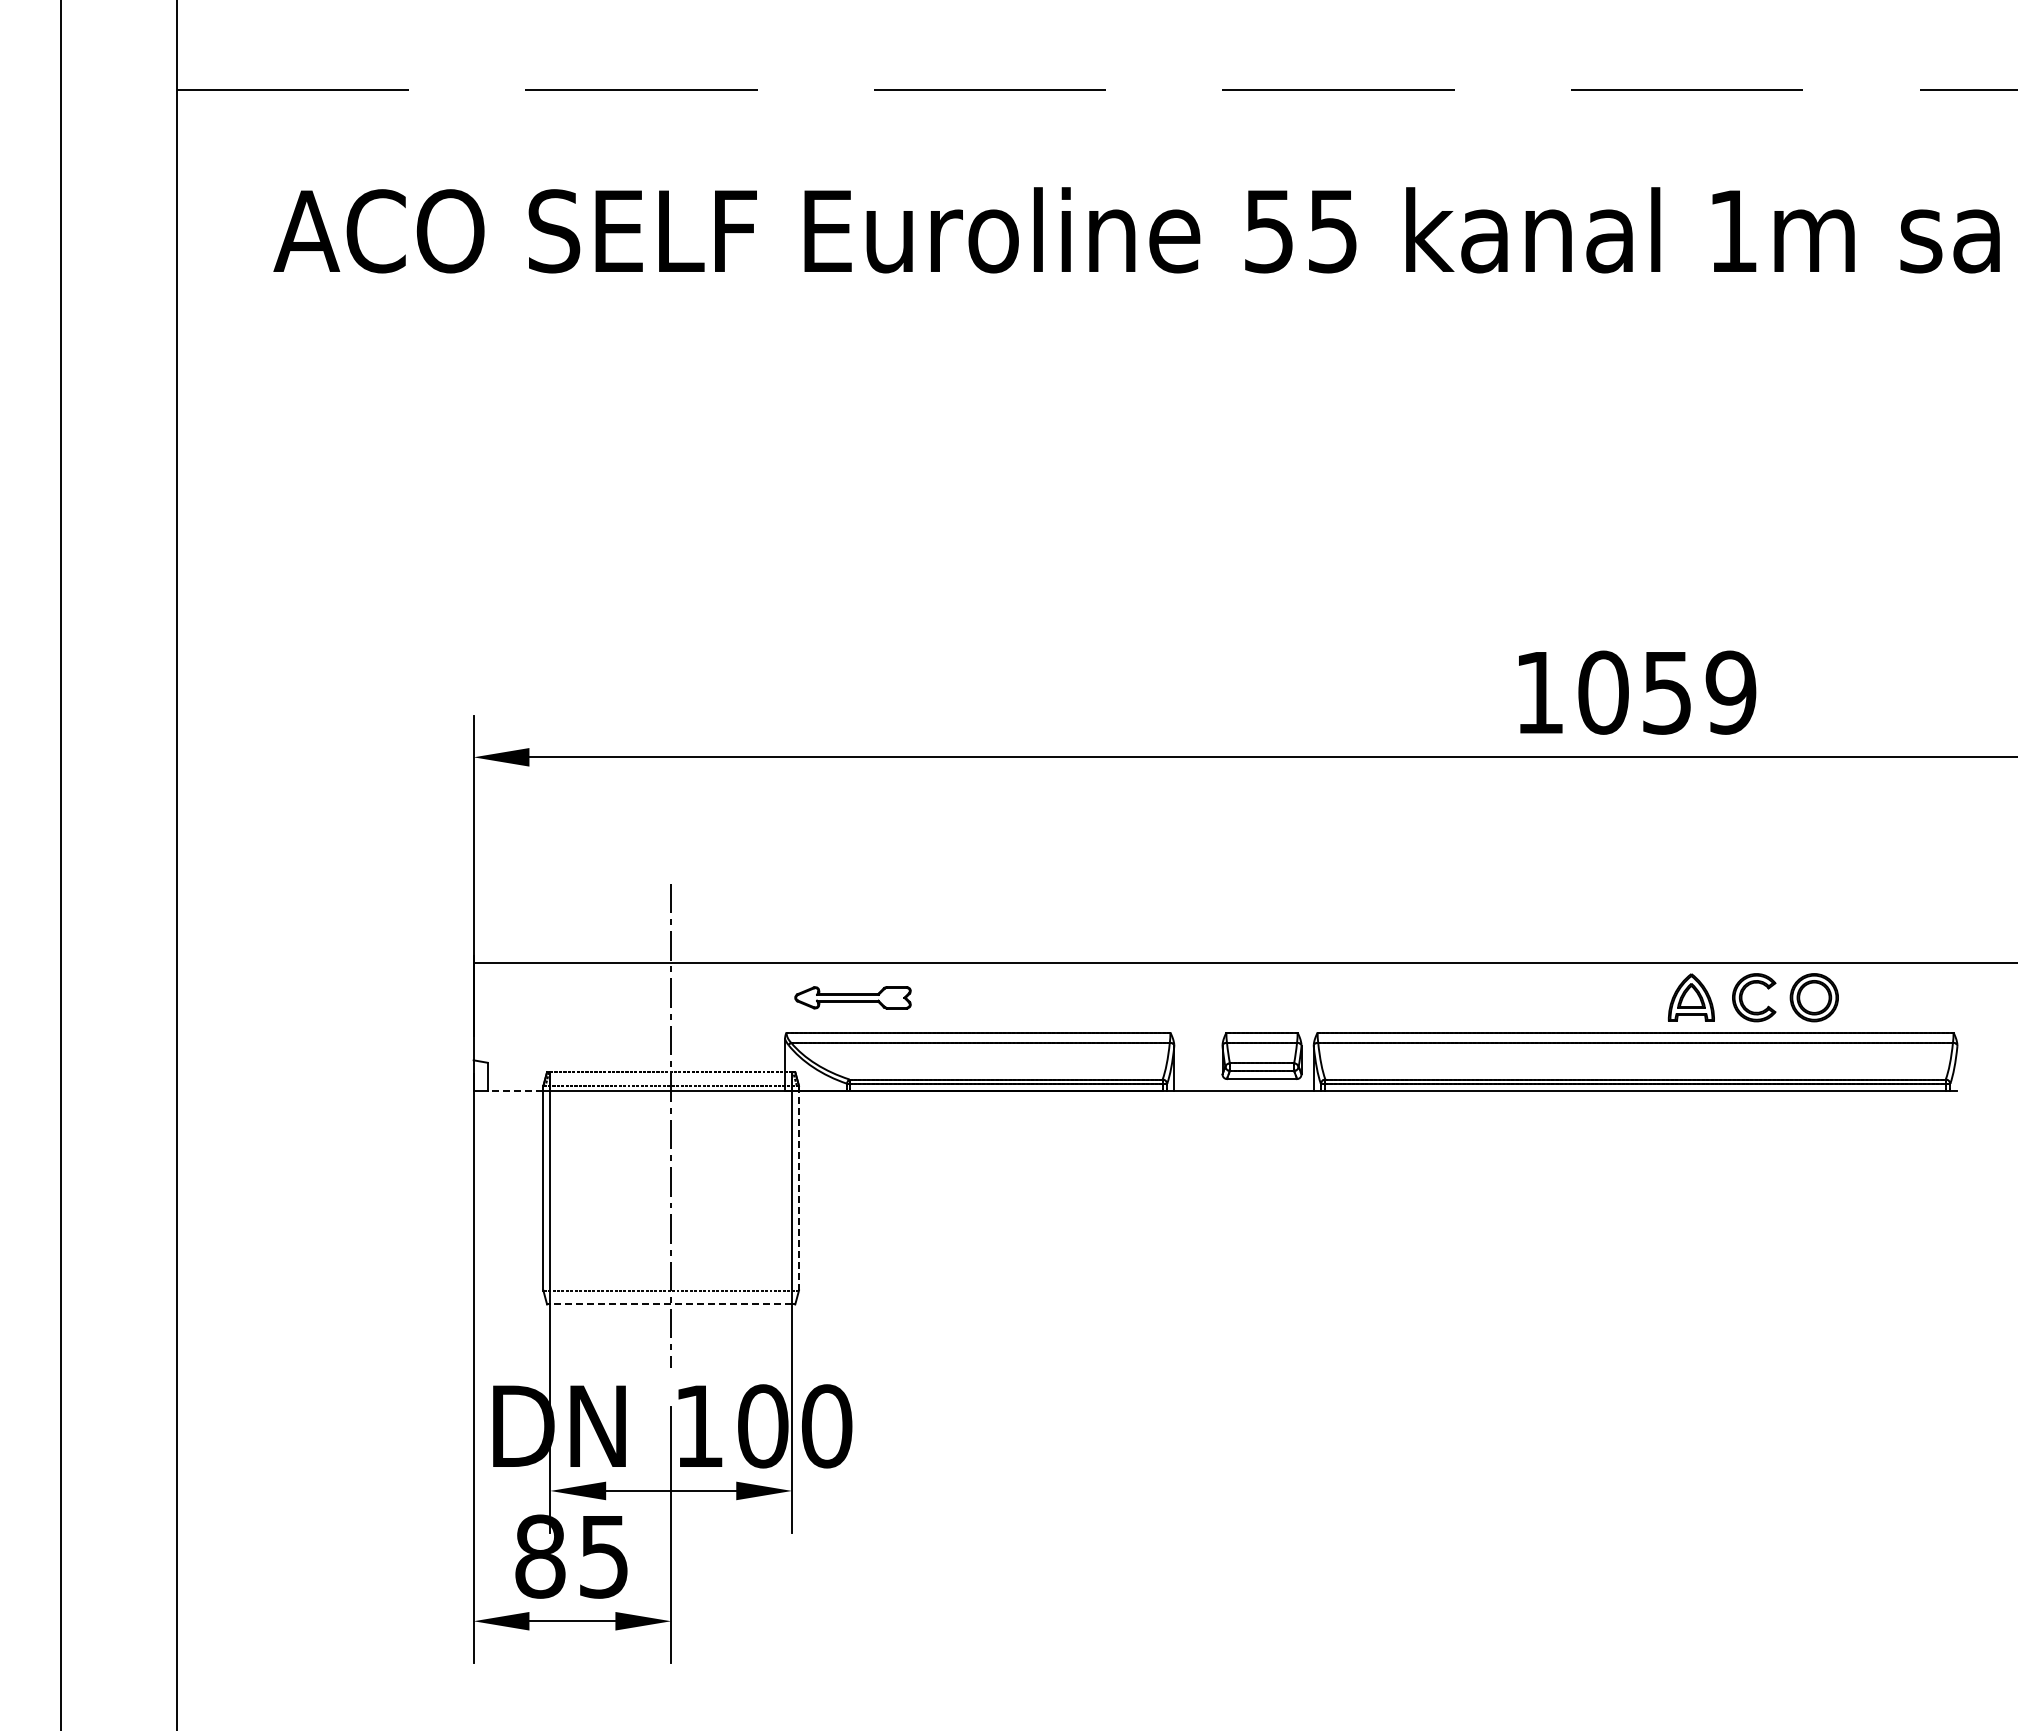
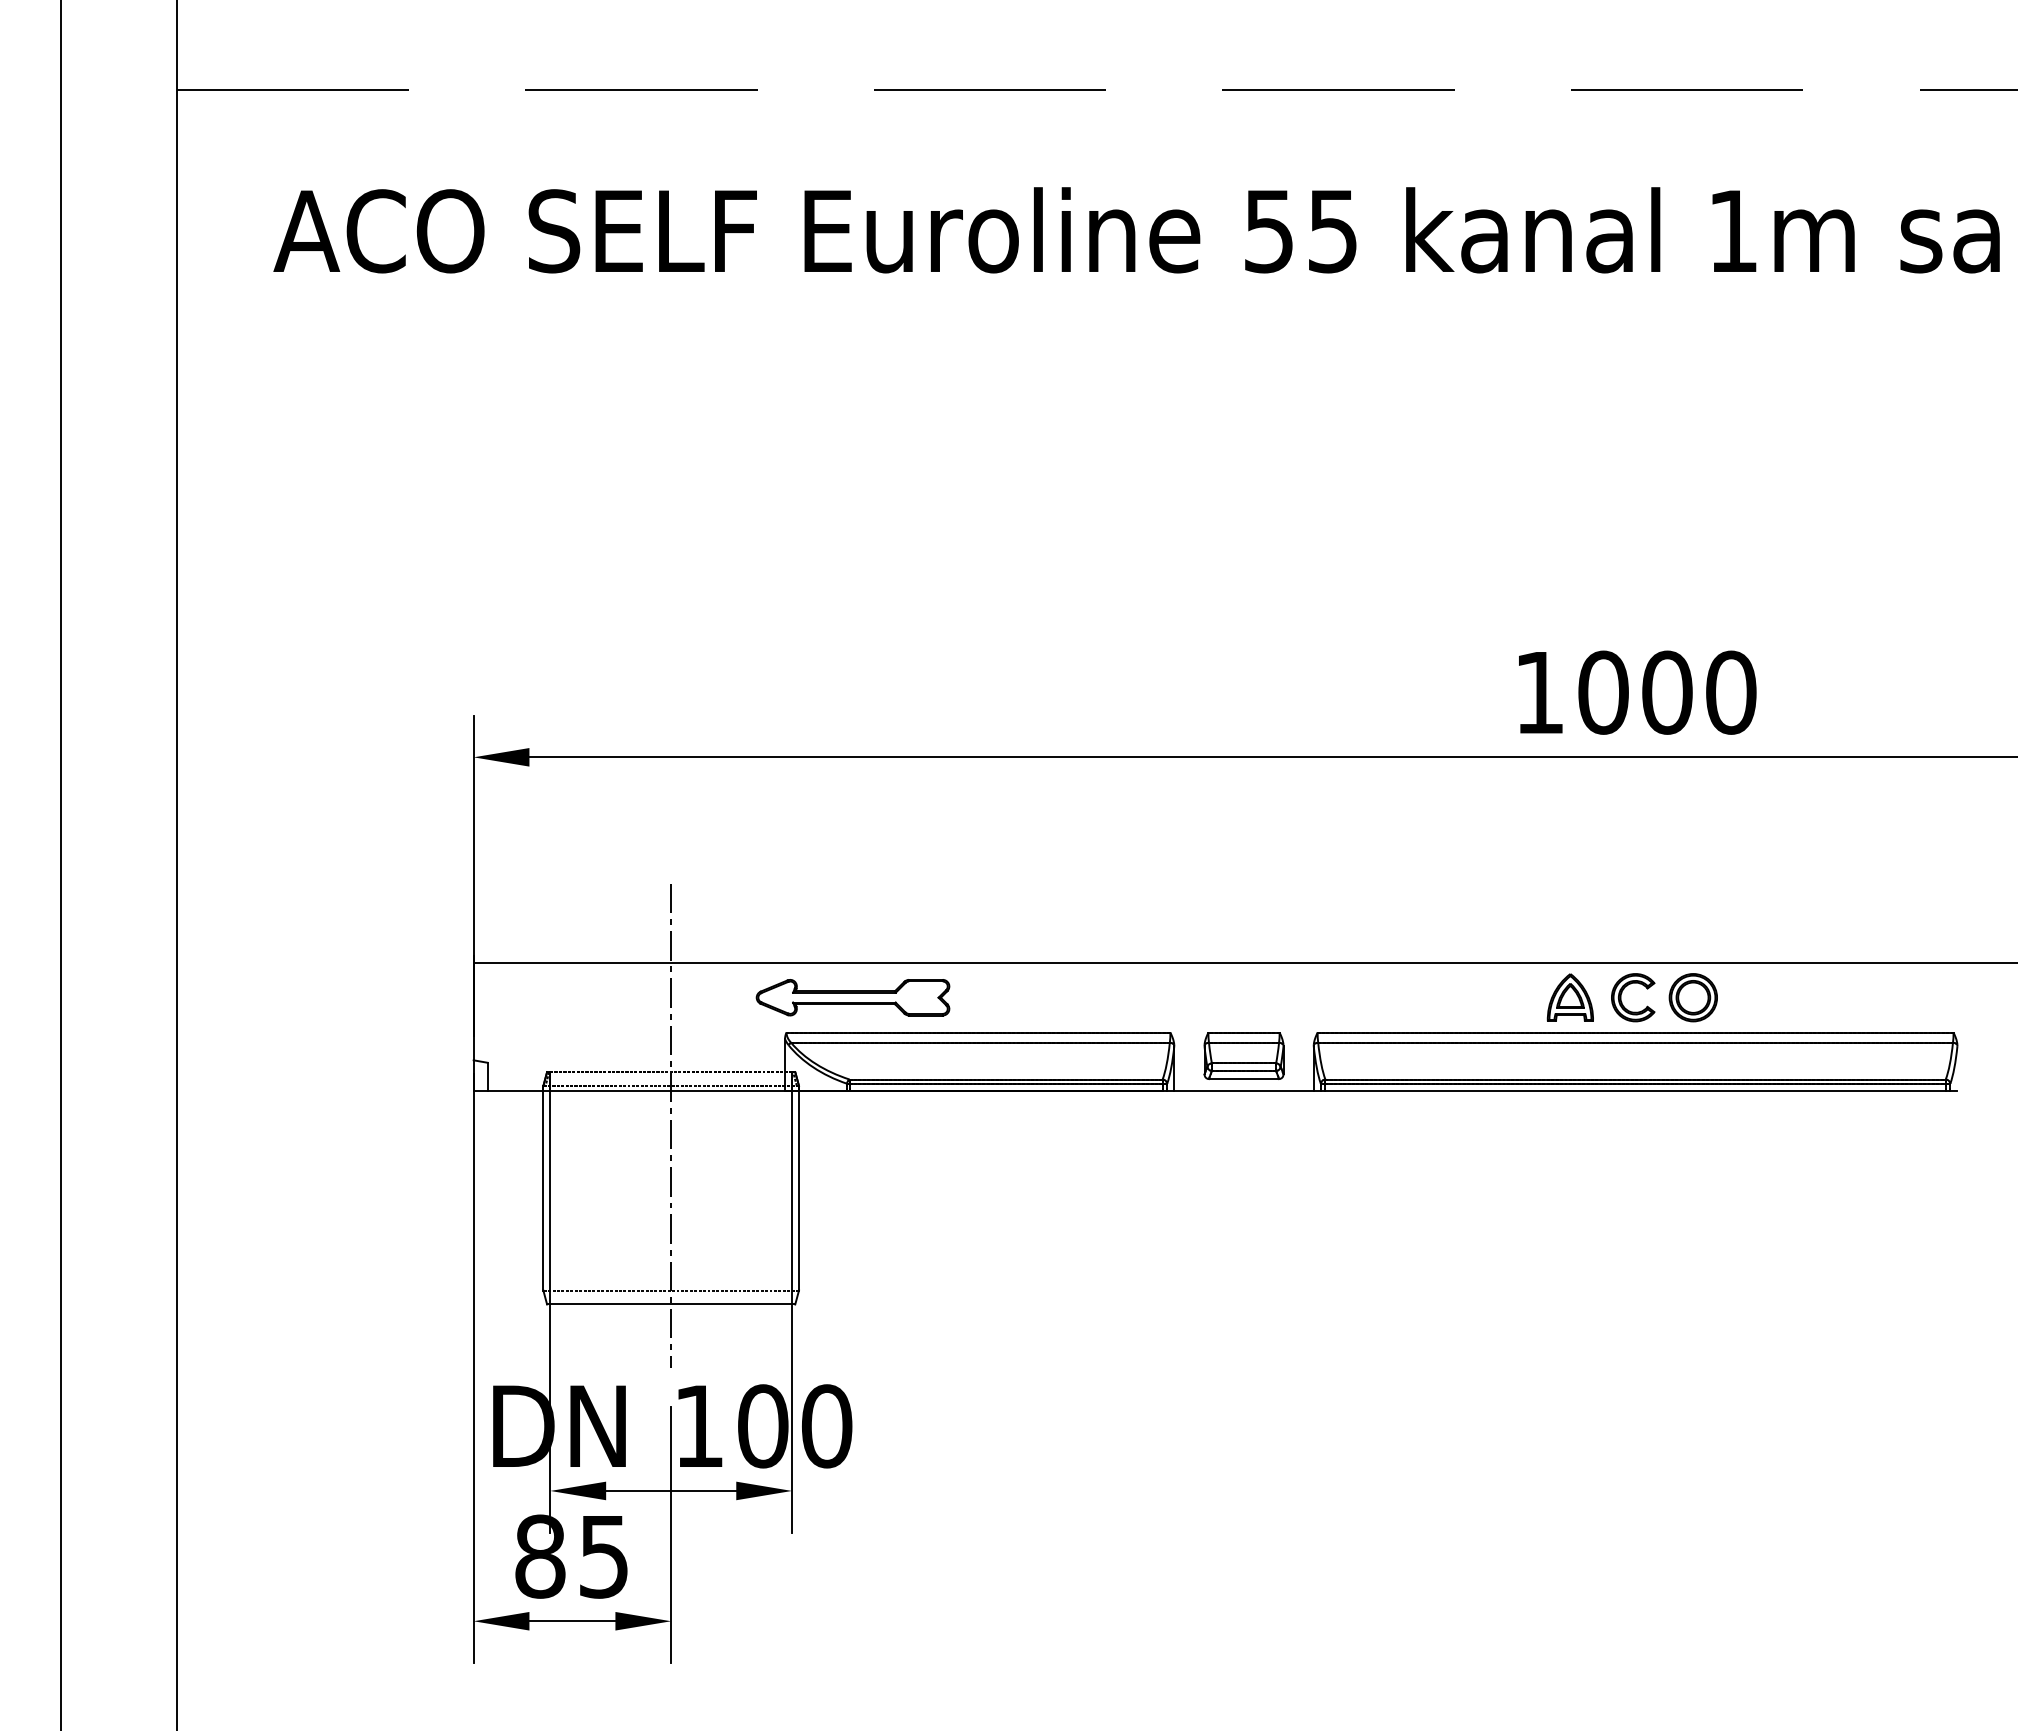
text: 1059 -> 1000 (1699, 692)
part position: (1743, 993) -> (1622, 993) (1622, 993)
part size: 118x24 px -> 196x38 px (852, 997)
part position: (1261, 1055) -> (1243, 1055) (1243, 1055)
line: dashed -> solid (515, 1090)
line: dashed -> solid (799, 1187)
line: dashed -> solid (671, 1304)
